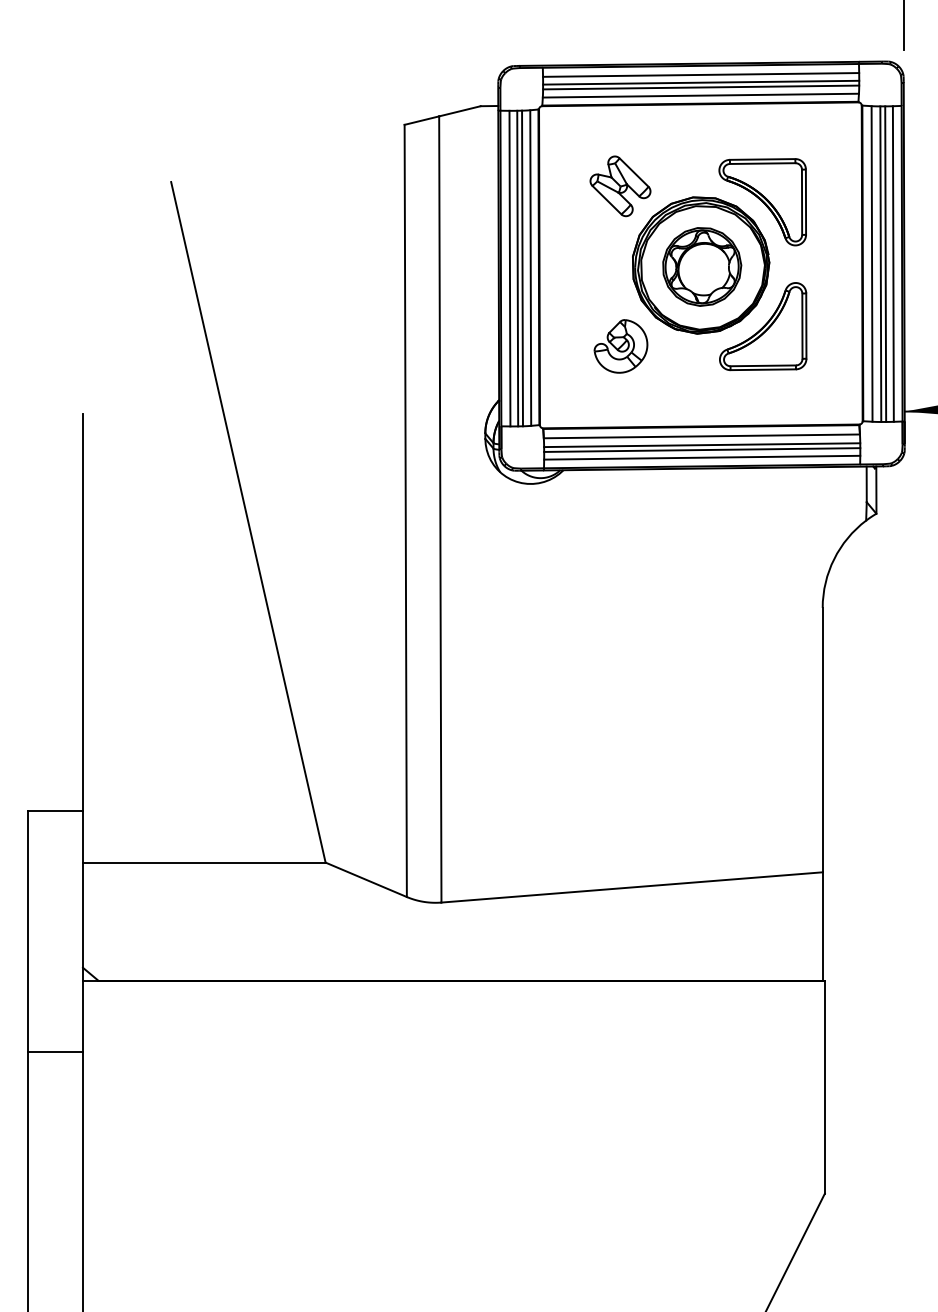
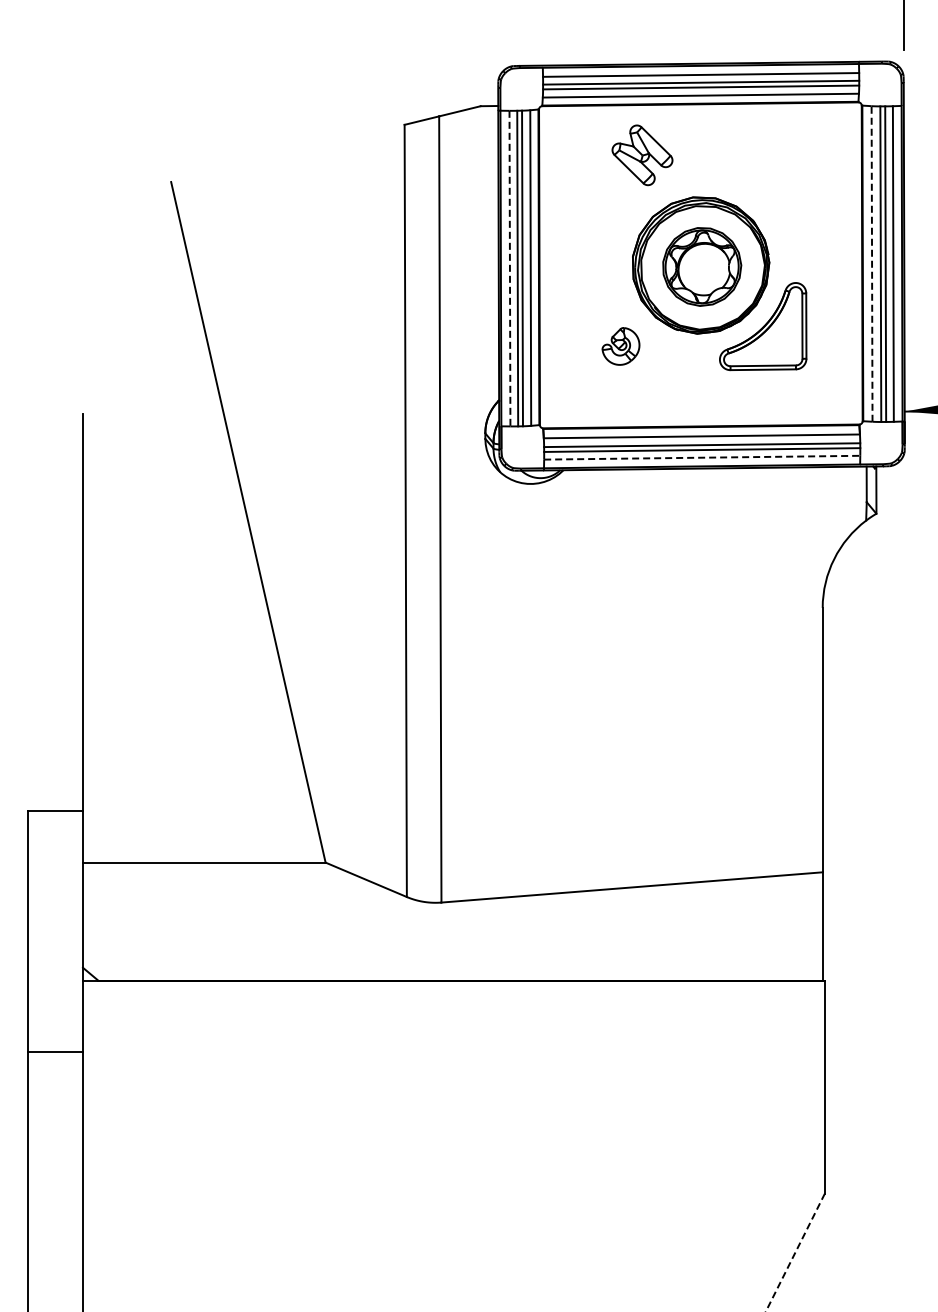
part position: (620, 186) -> (642, 155) (642, 155)
part: present -> none (762, 202)
line: solid -> dashed (872, 263)
line: solid -> dashed (509, 268)
part size: 56x55 px -> 40x39 px (620, 346)
line: solid -> dashed (702, 457)
line: solid -> dashed (795, 1252)
